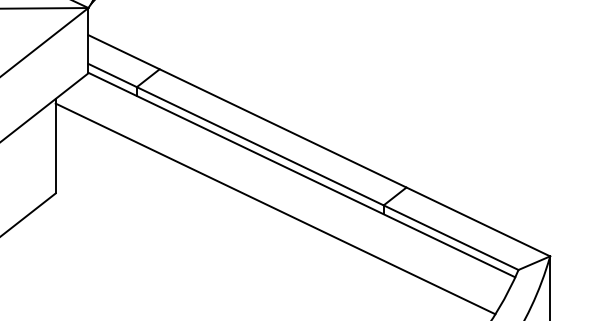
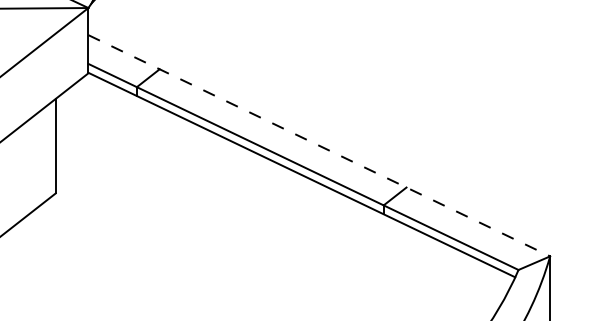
line: solid -> dashed (319, 145)
line: present -> none (275, 208)
